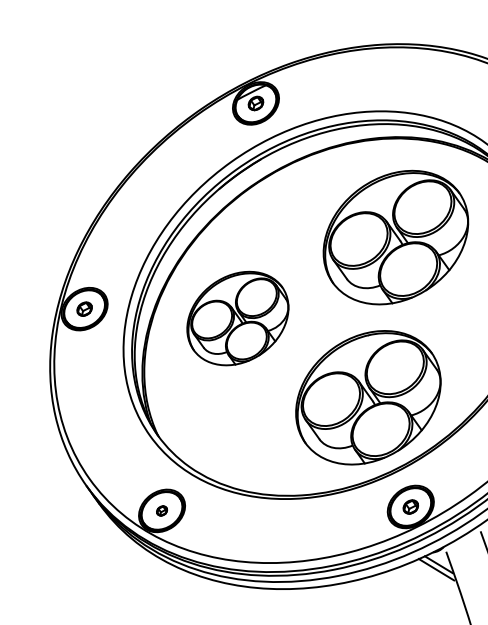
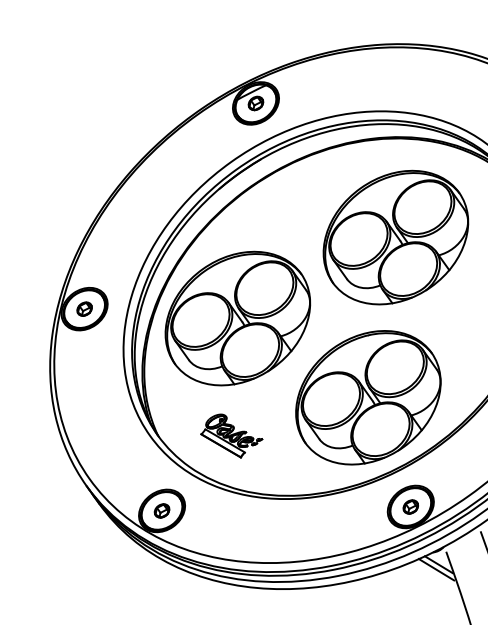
part size: 104x97 px -> 148x137 px (237, 318)
part: none -> present (231, 435)
part size: 12x12 px -> 18x16 px (161, 510)
